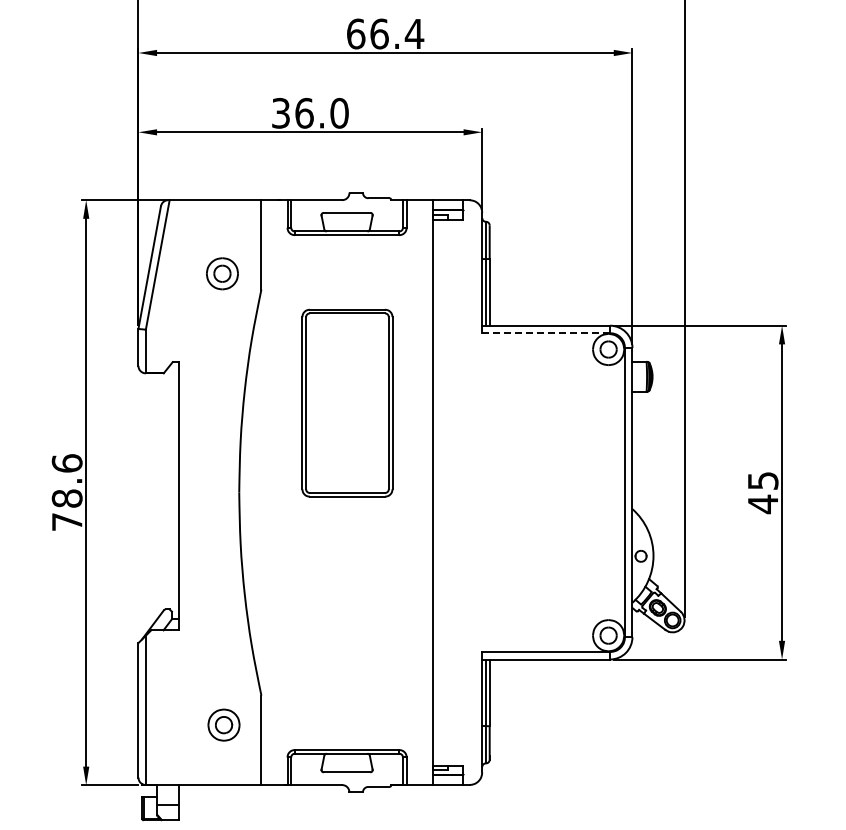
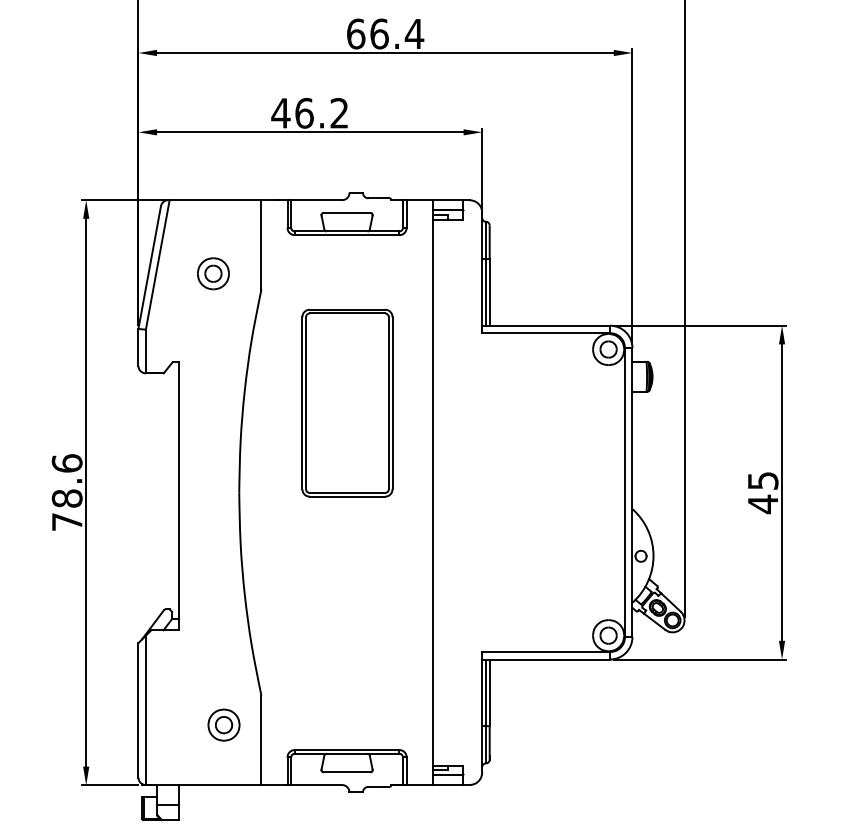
text: 36.0 -> 46.2 (309, 112)
part position: (222, 273) -> (213, 273) (213, 273)
line: dashed -> solid (546, 333)
